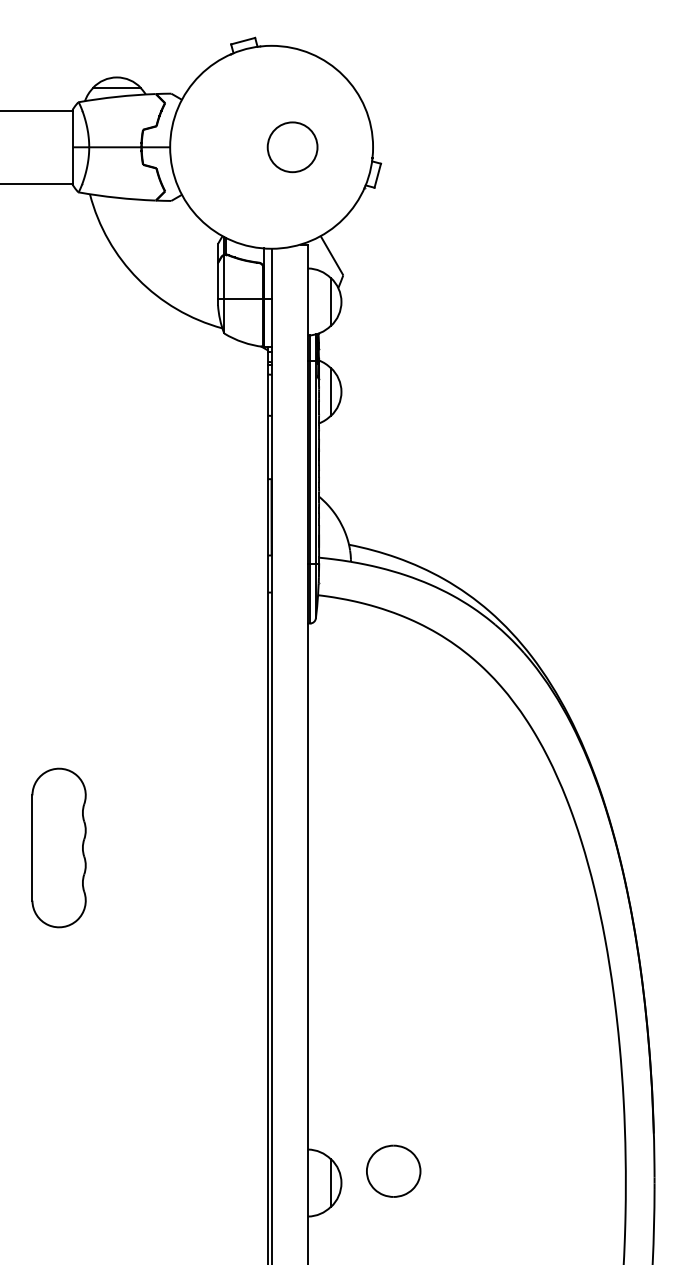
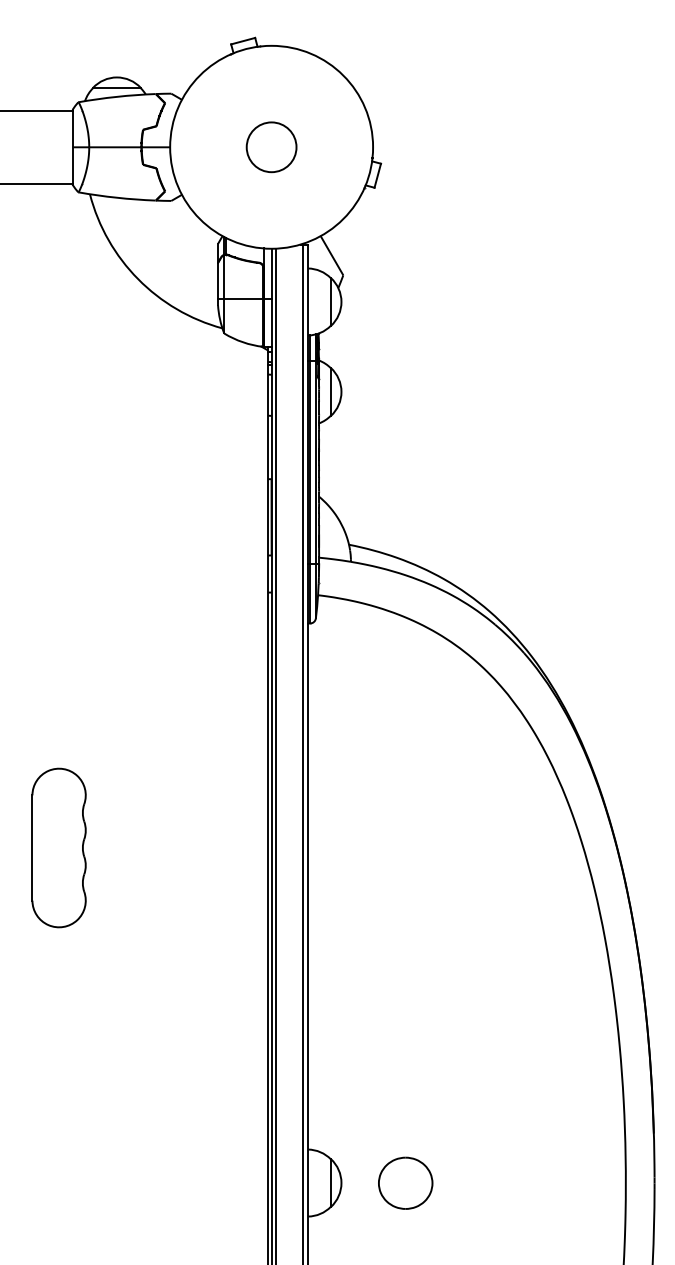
circle position: (292, 147) -> (271, 147) (271, 147)
line: none -> present (303, 752)
line: none -> present (276, 754)
part position: (393, 1170) -> (405, 1182) (405, 1182)
